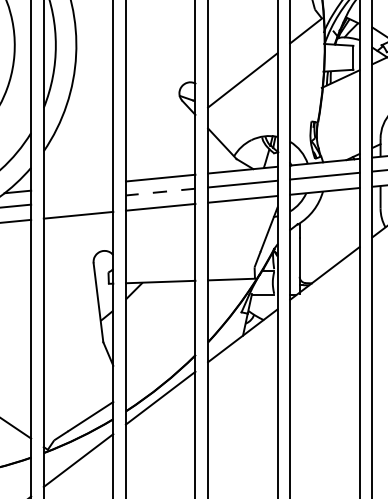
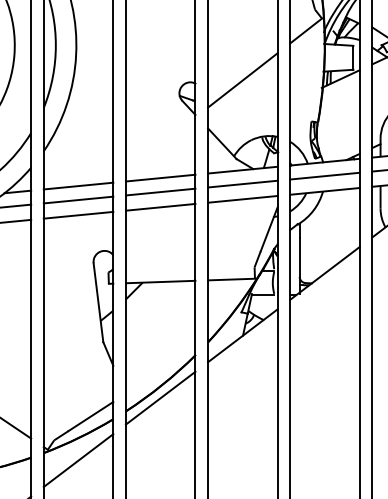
line: none -> present (78, 185)
line: dashed -> solid (160, 192)
line: none -> present (78, 199)
